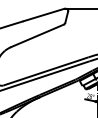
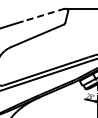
line: solid -> dashed (44, 14)
